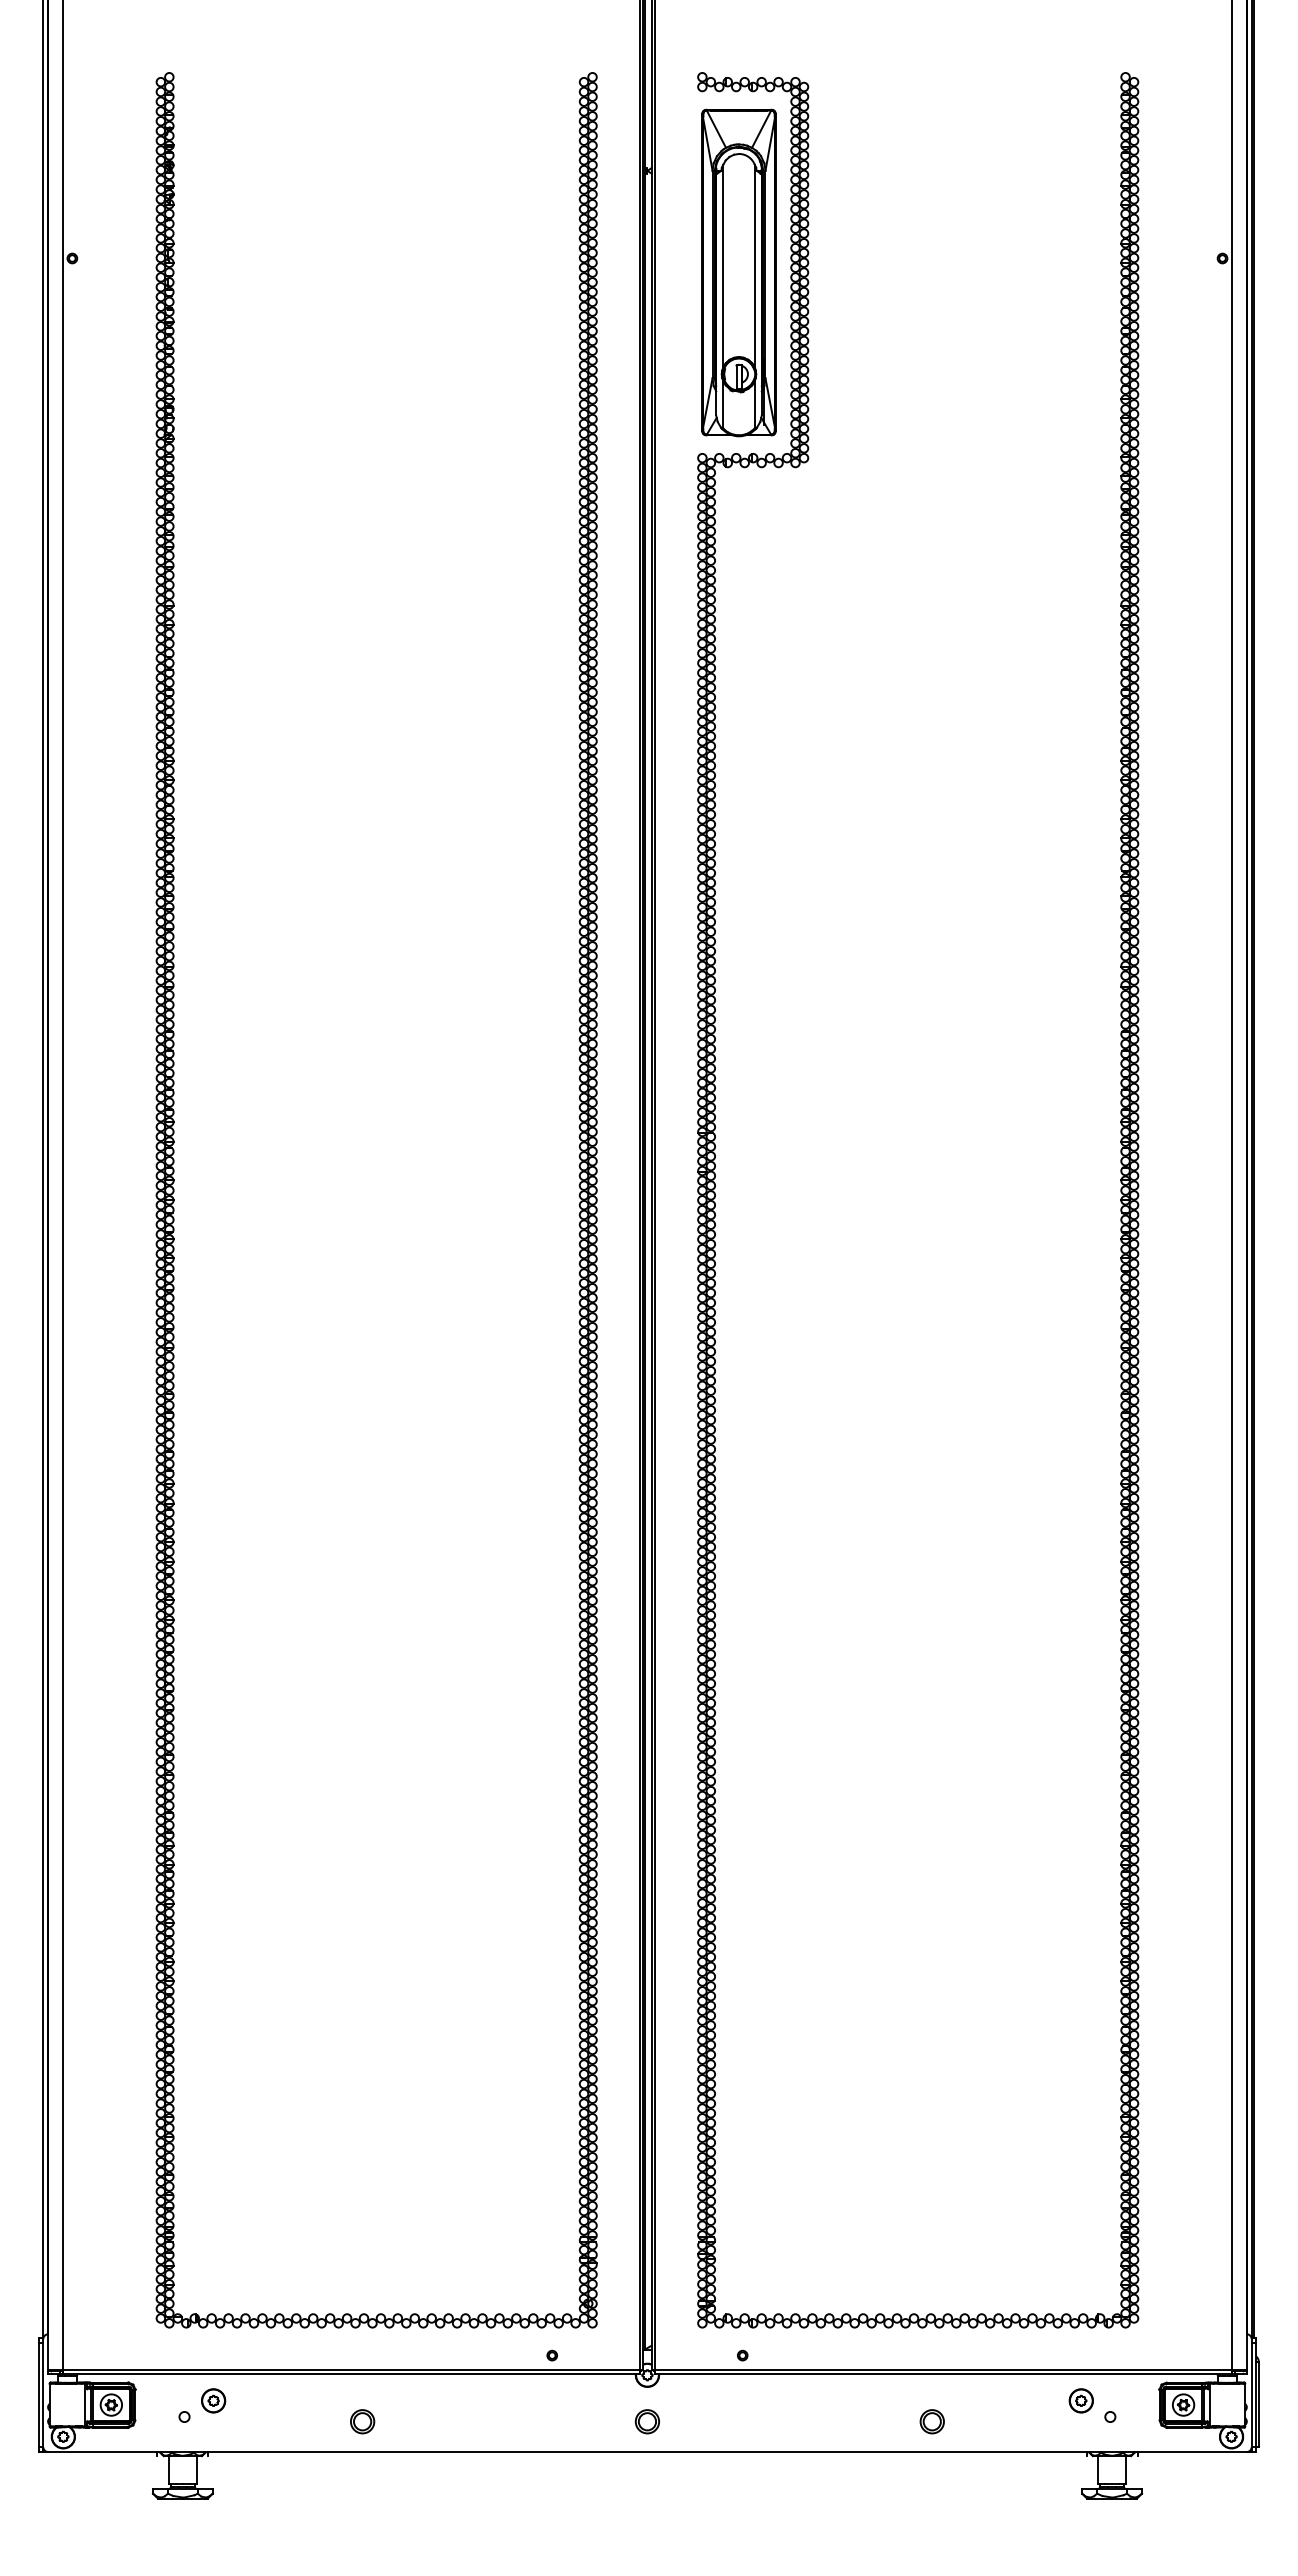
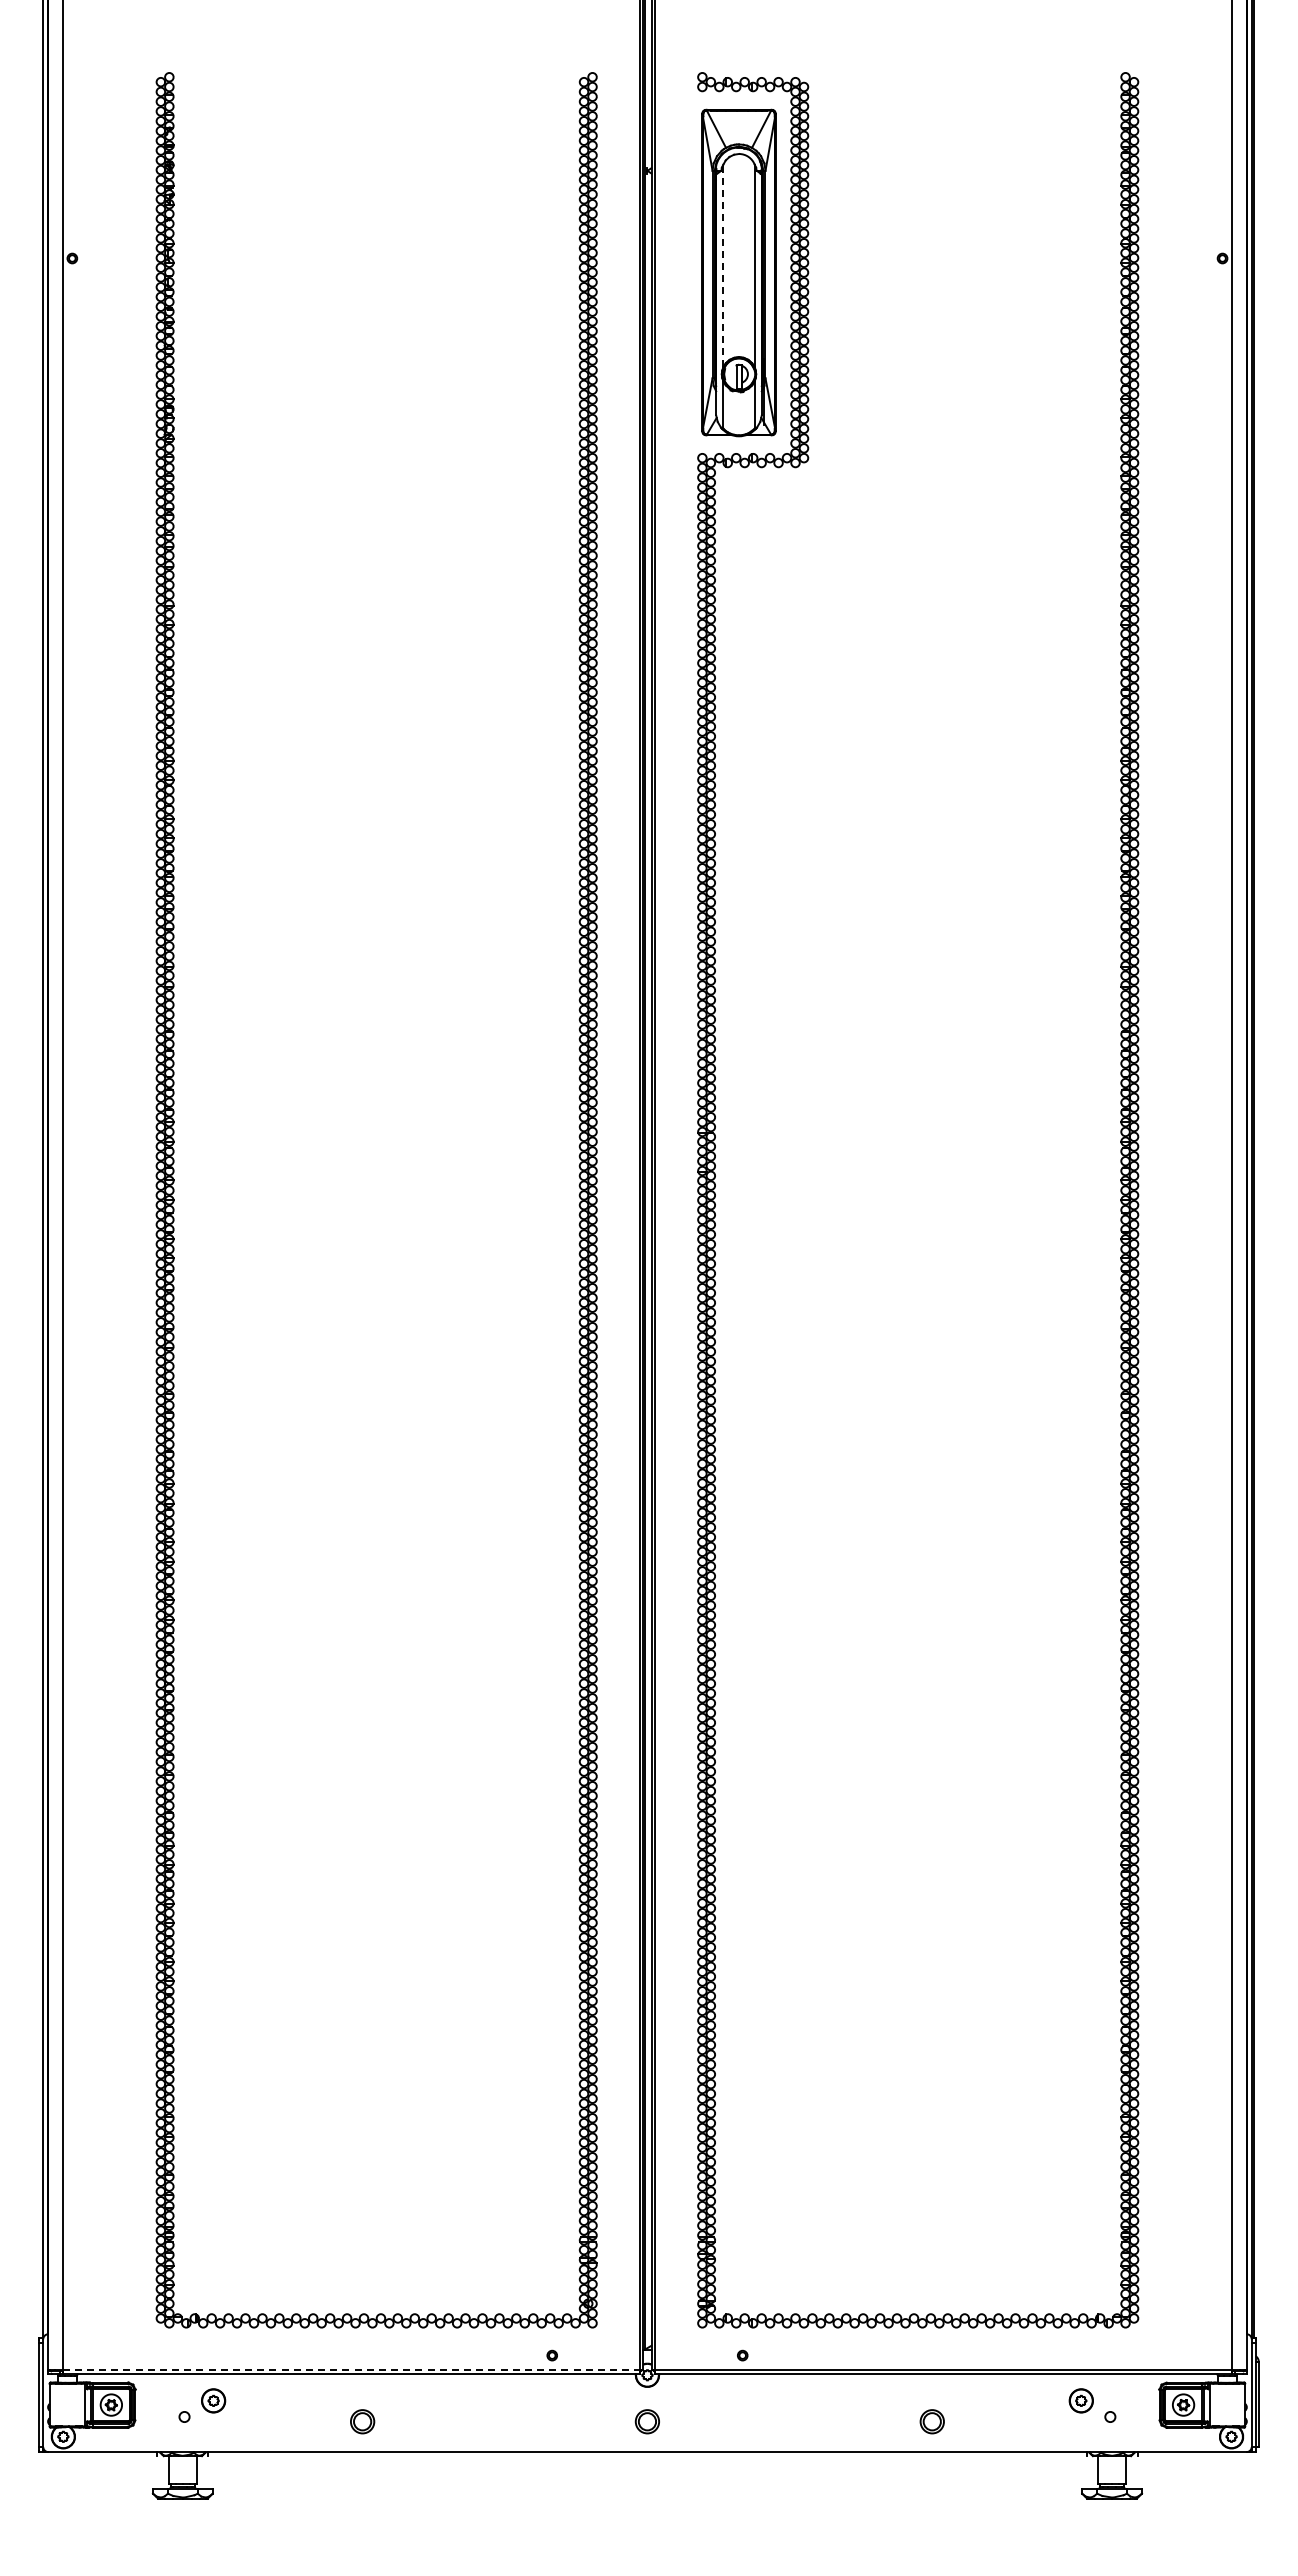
line: solid -> dashed (723, 265)
line: solid -> dashed (351, 2369)
